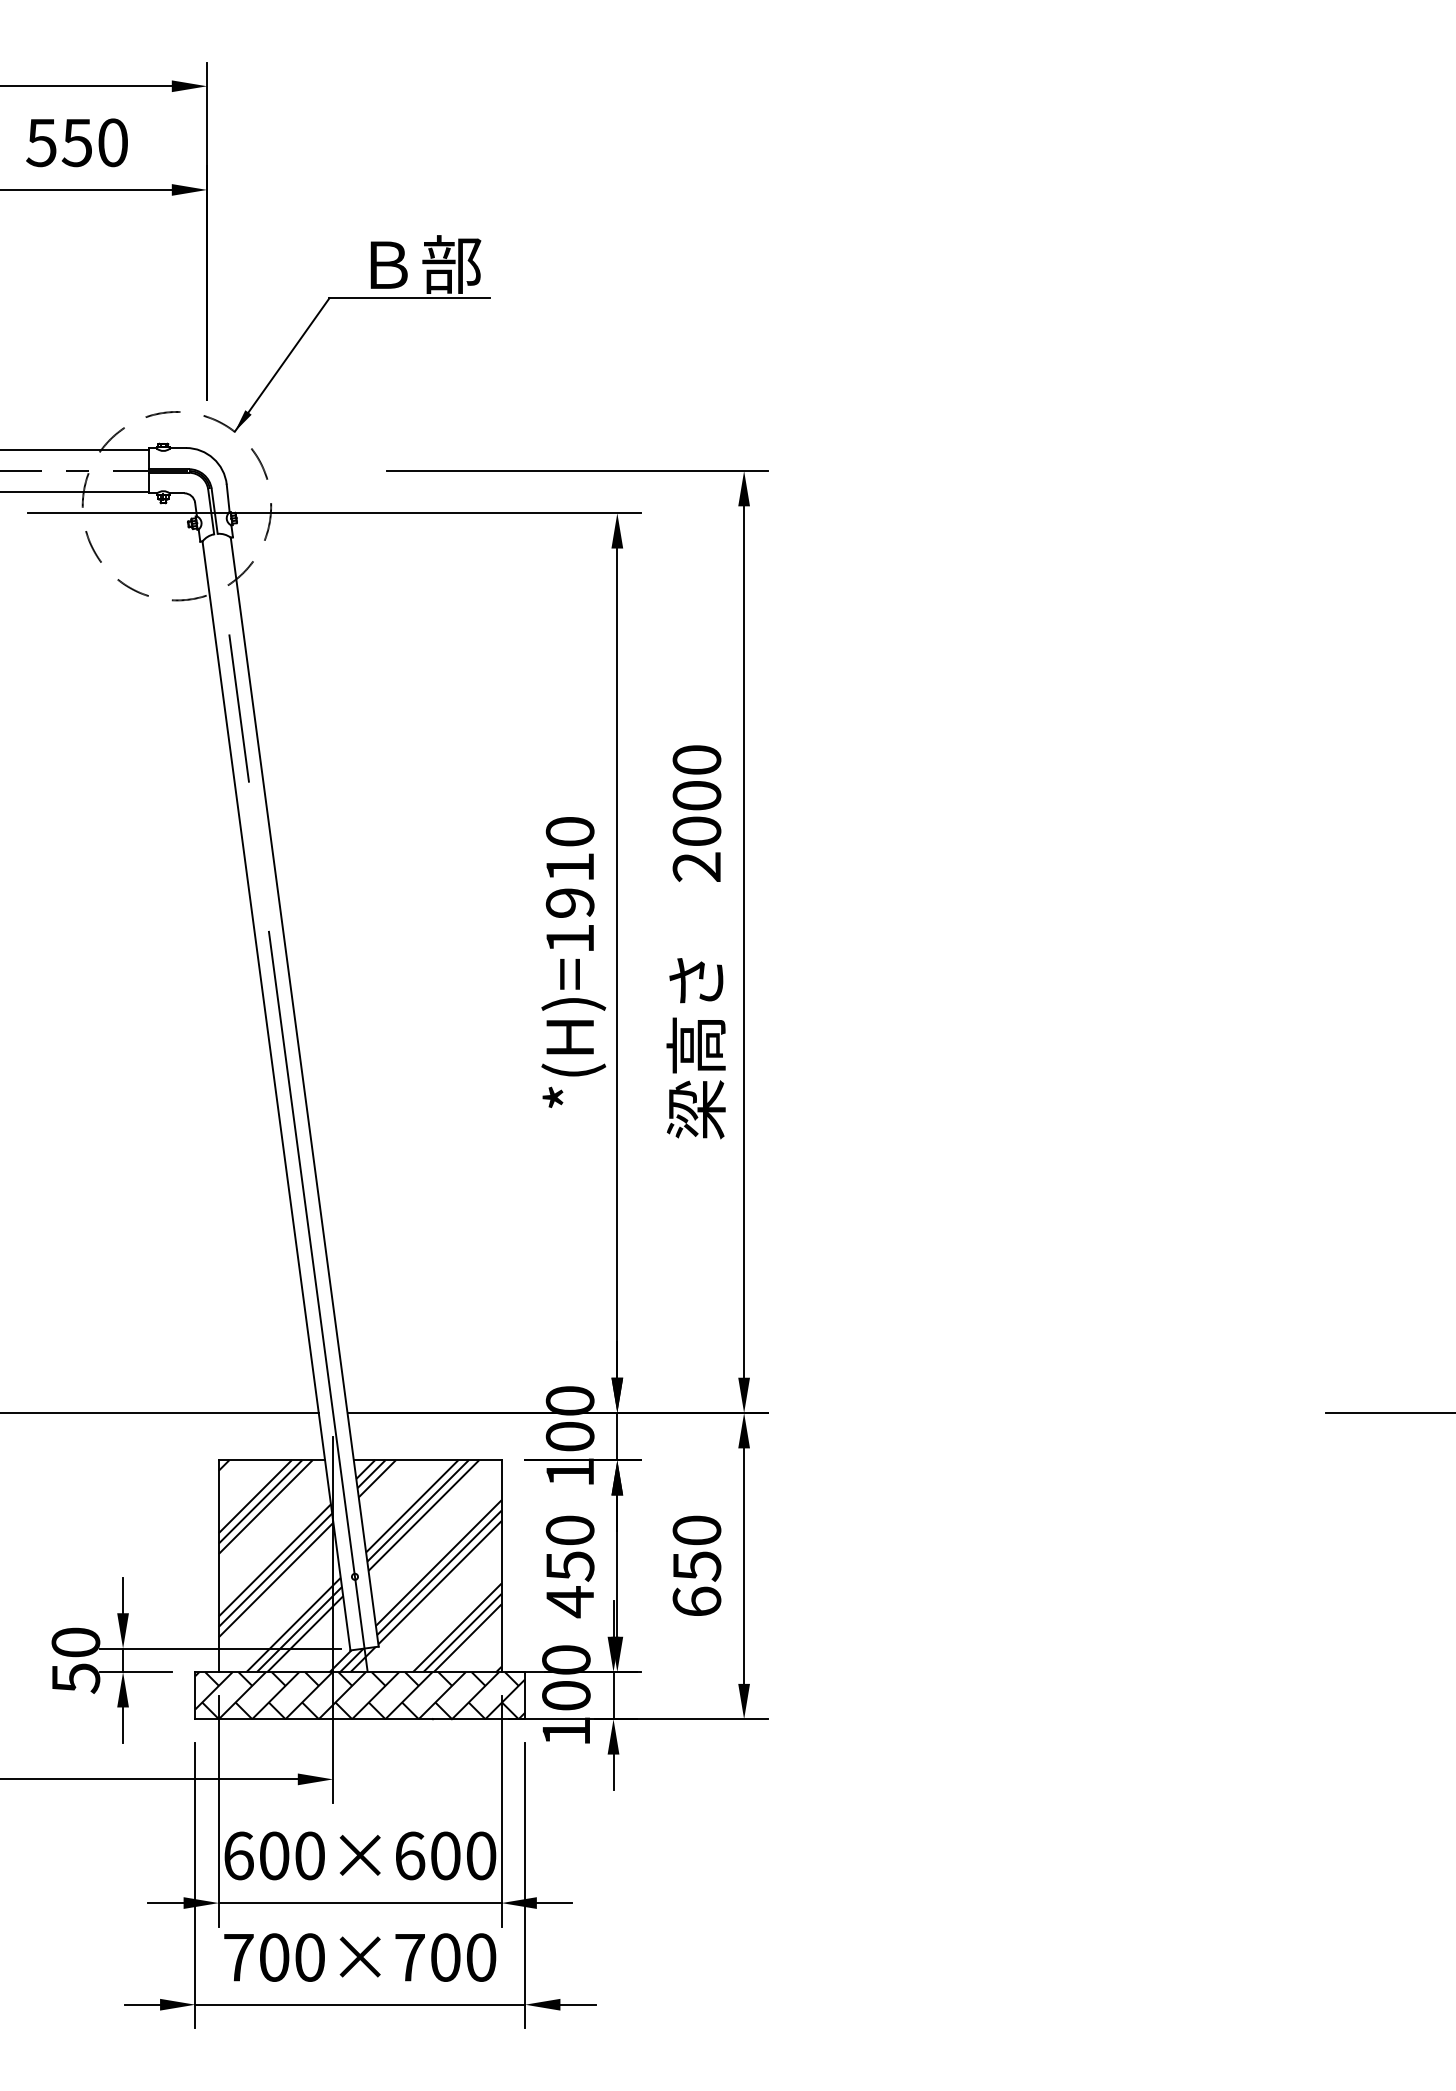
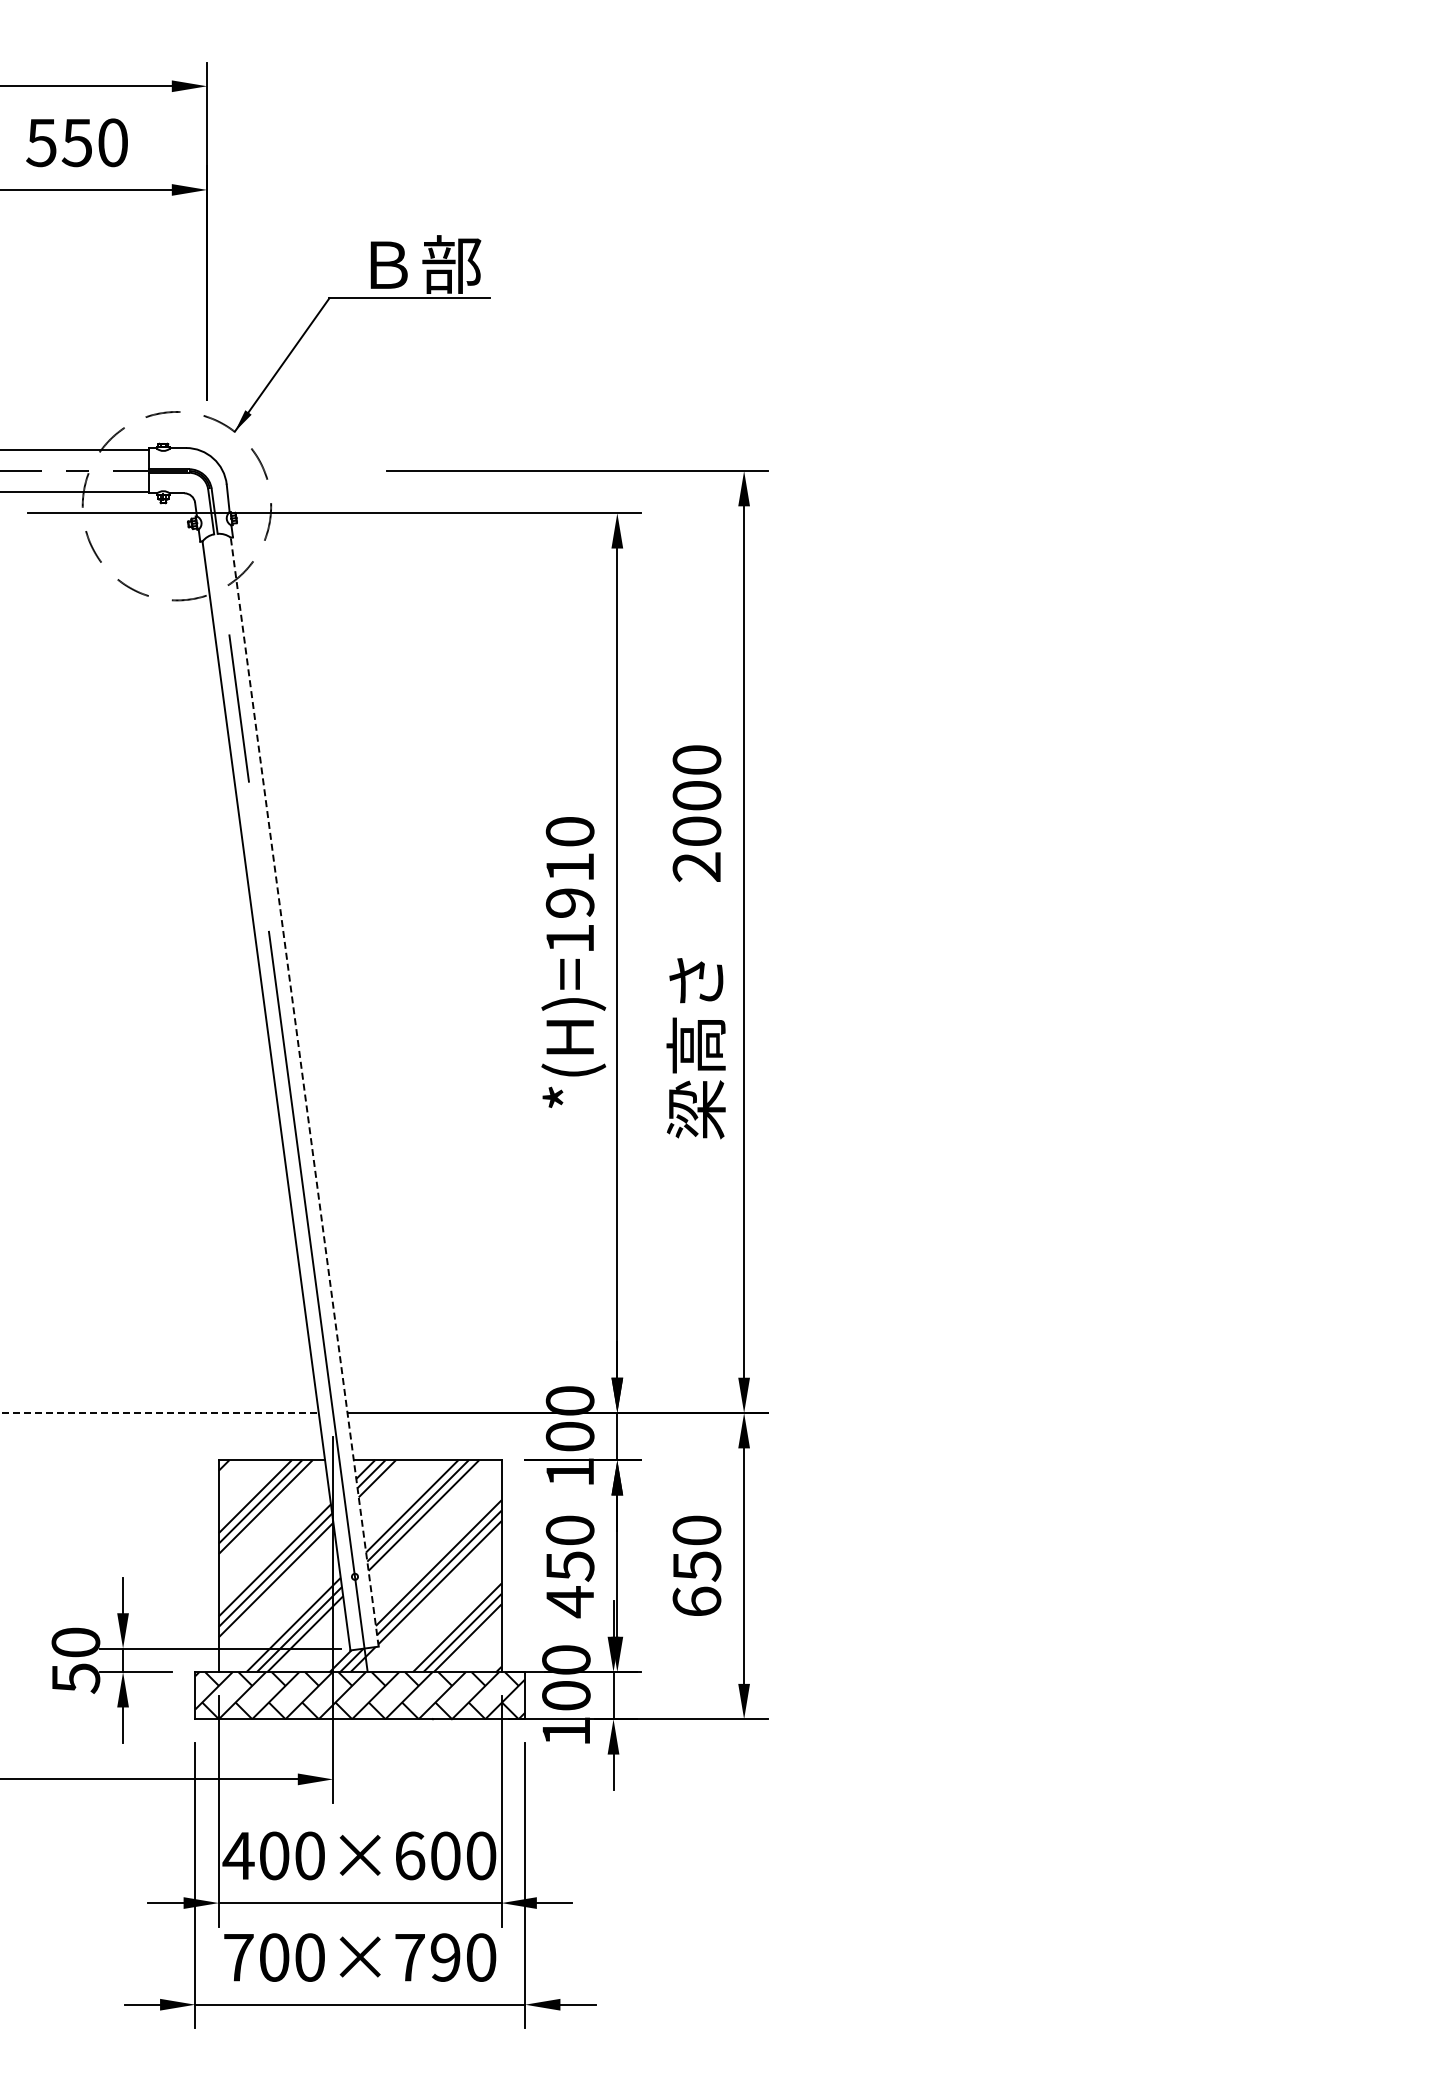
line: solid -> dashed (304, 1091)
line: solid -> dashed (159, 1413)
line: present -> none (1388, 1413)
text: 600×600 -> 400×600 (238, 1855)
text: 700×700 -> 700×790 (445, 1957)
